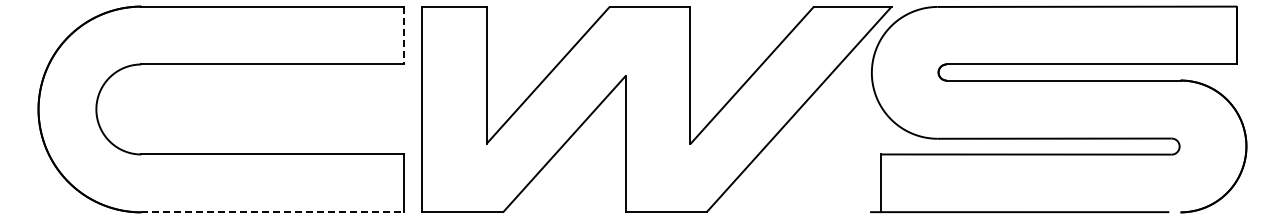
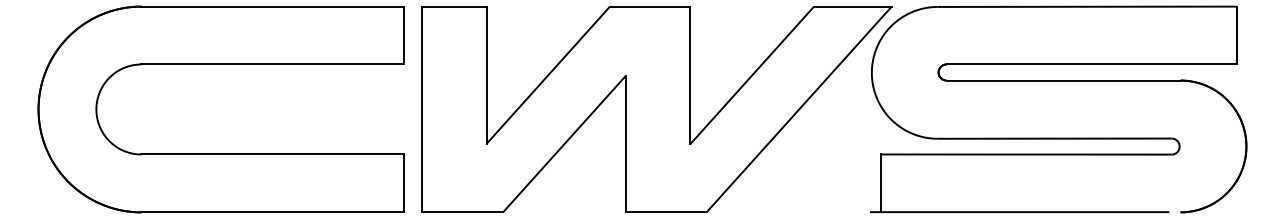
line: dashed -> solid (403, 35)
line: dashed -> solid (272, 212)
